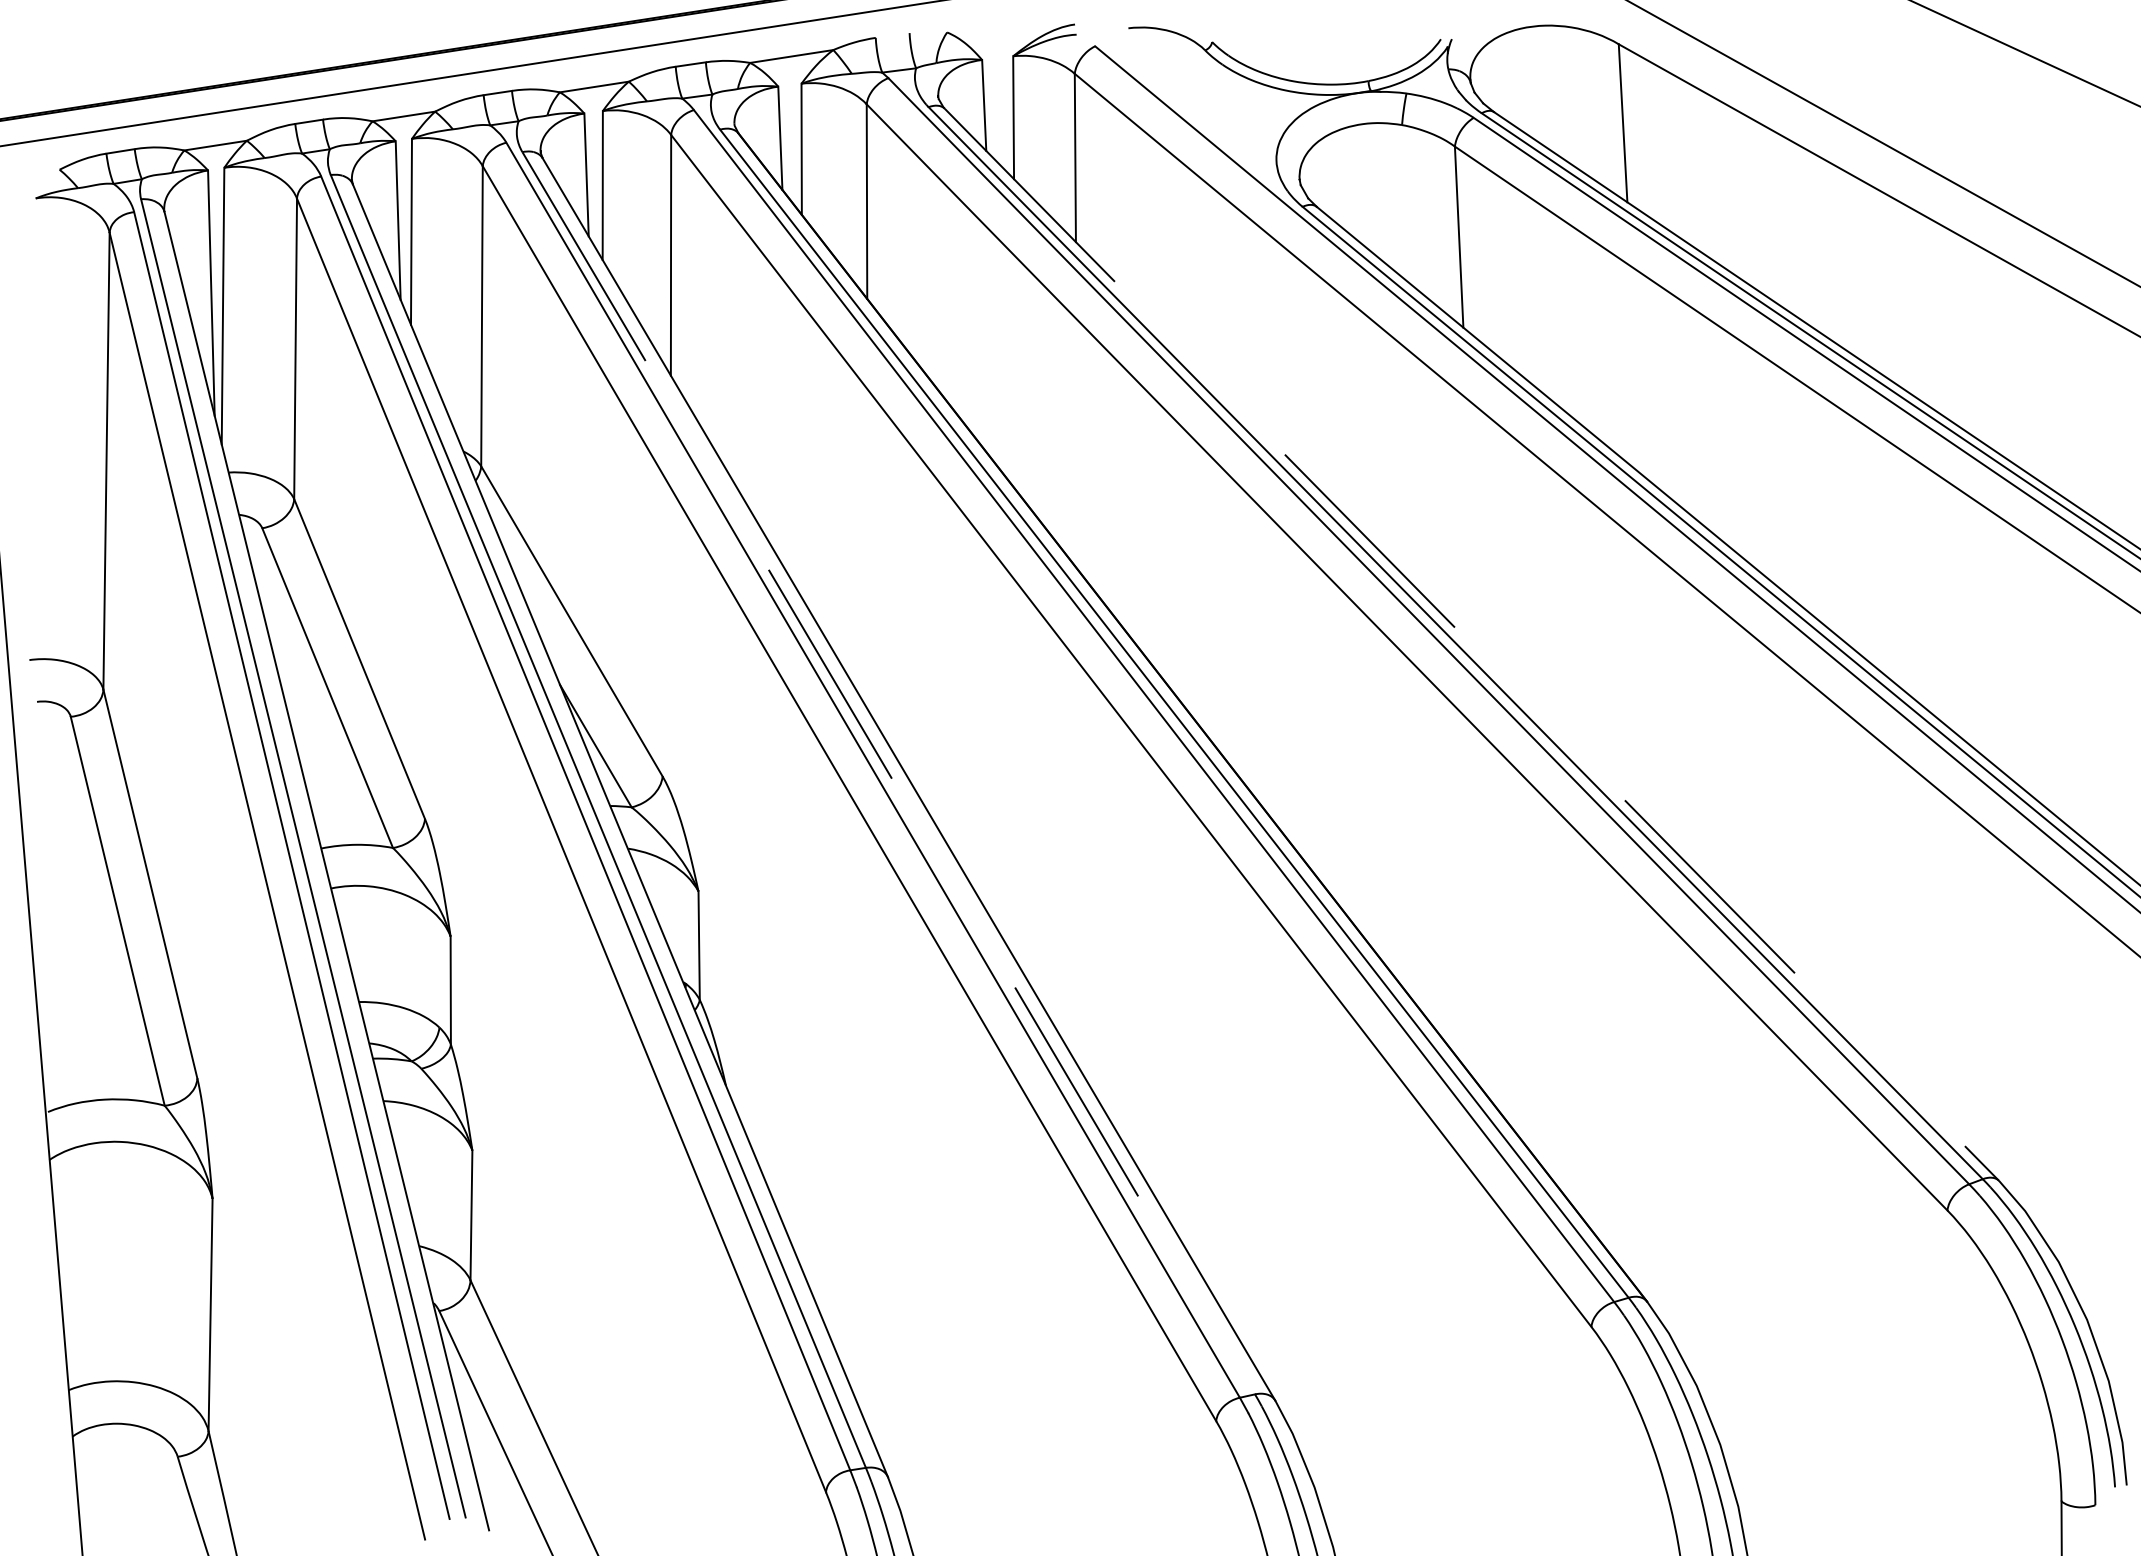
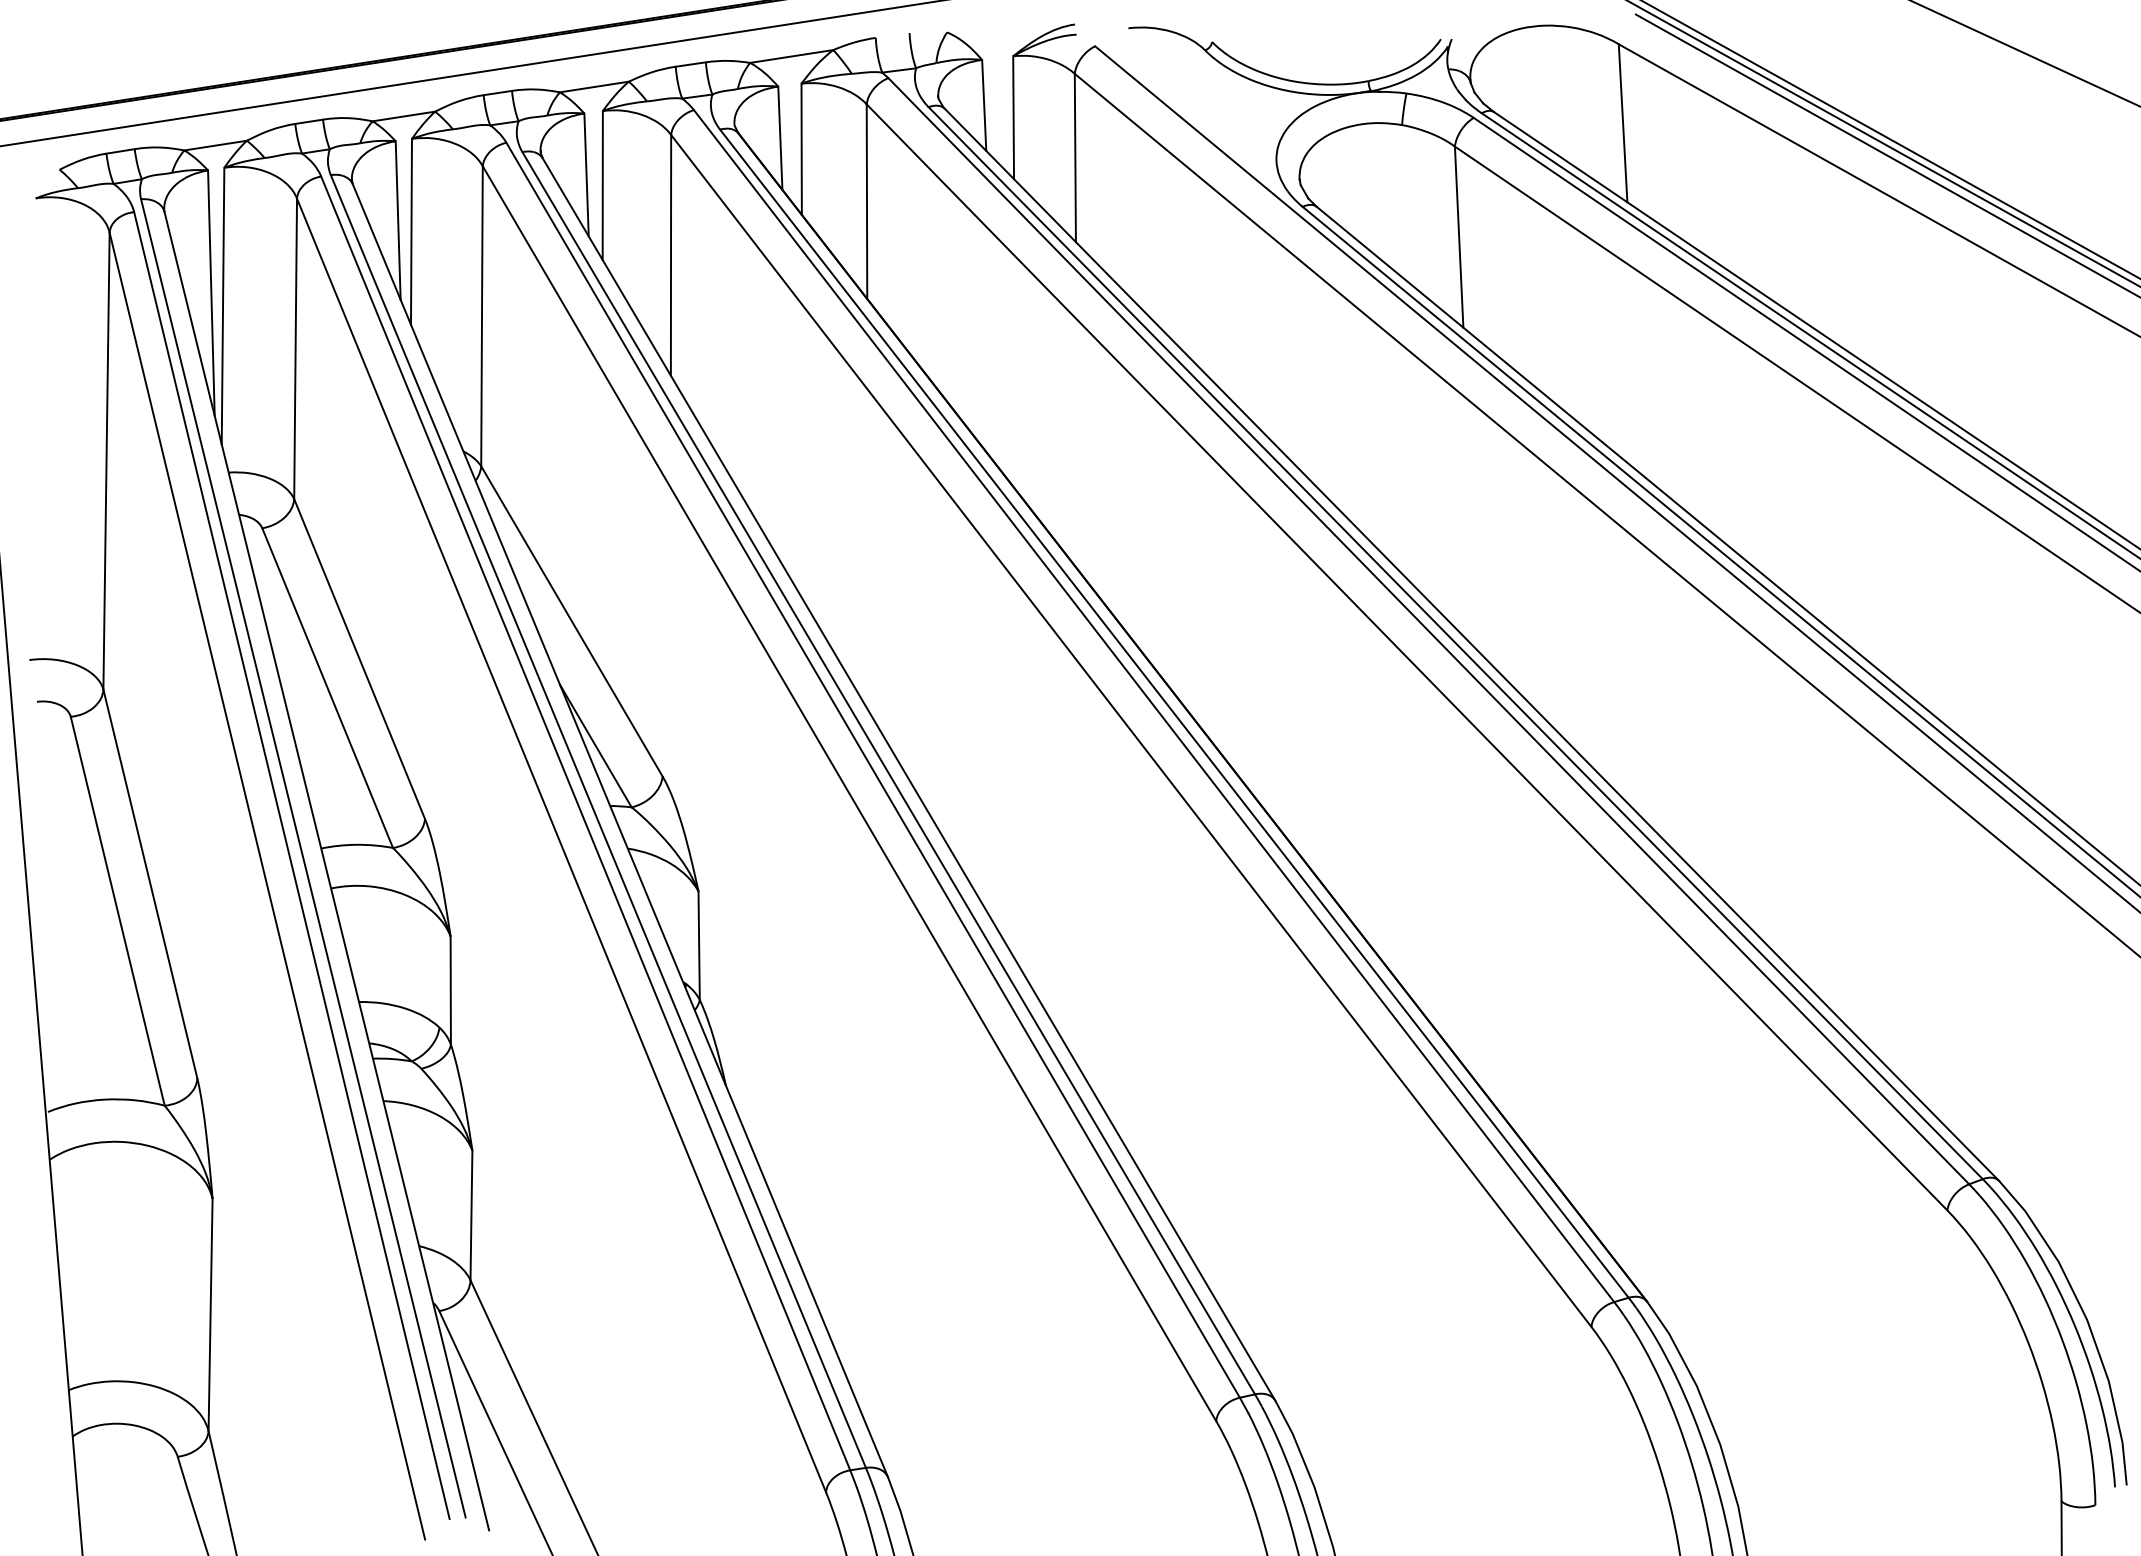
line: none -> present (1890, 139)
line: none -> present (1886, 155)
line: dashed -> solid (1472, 644)
line: dashed -> solid (888, 773)
